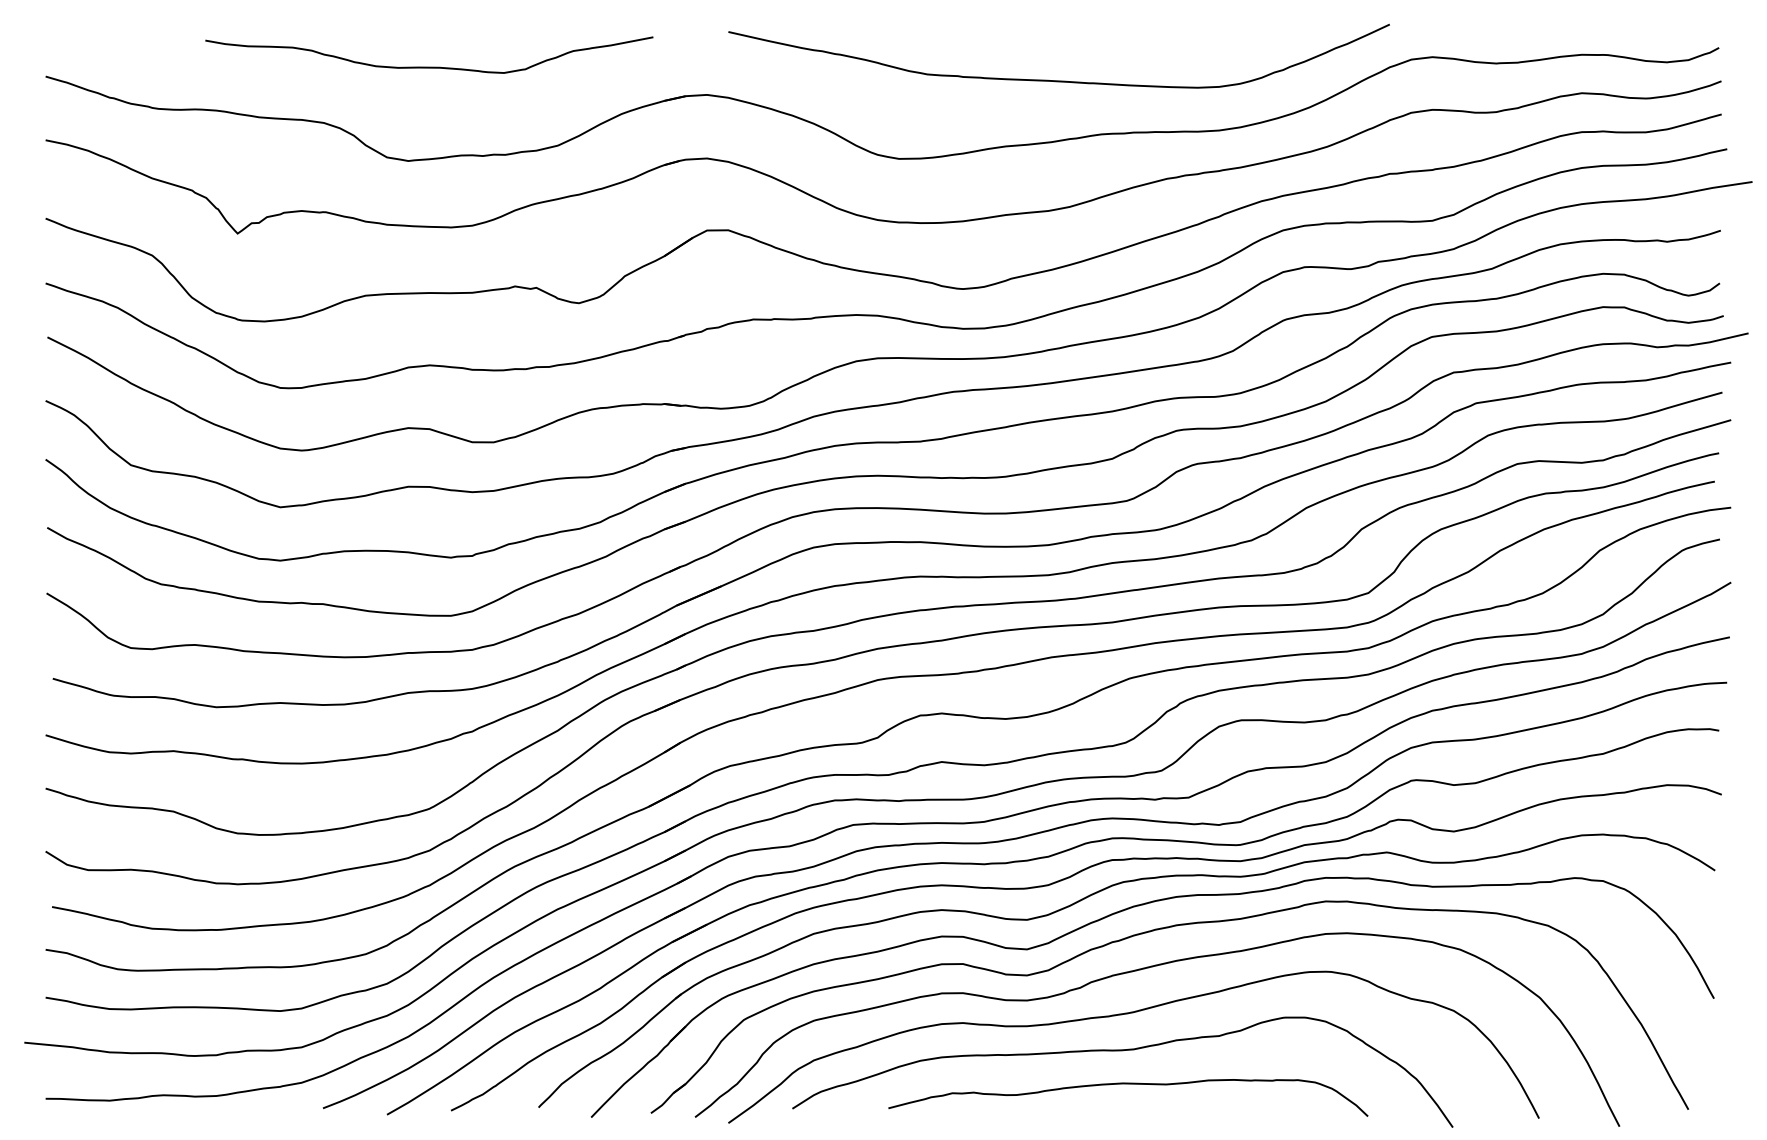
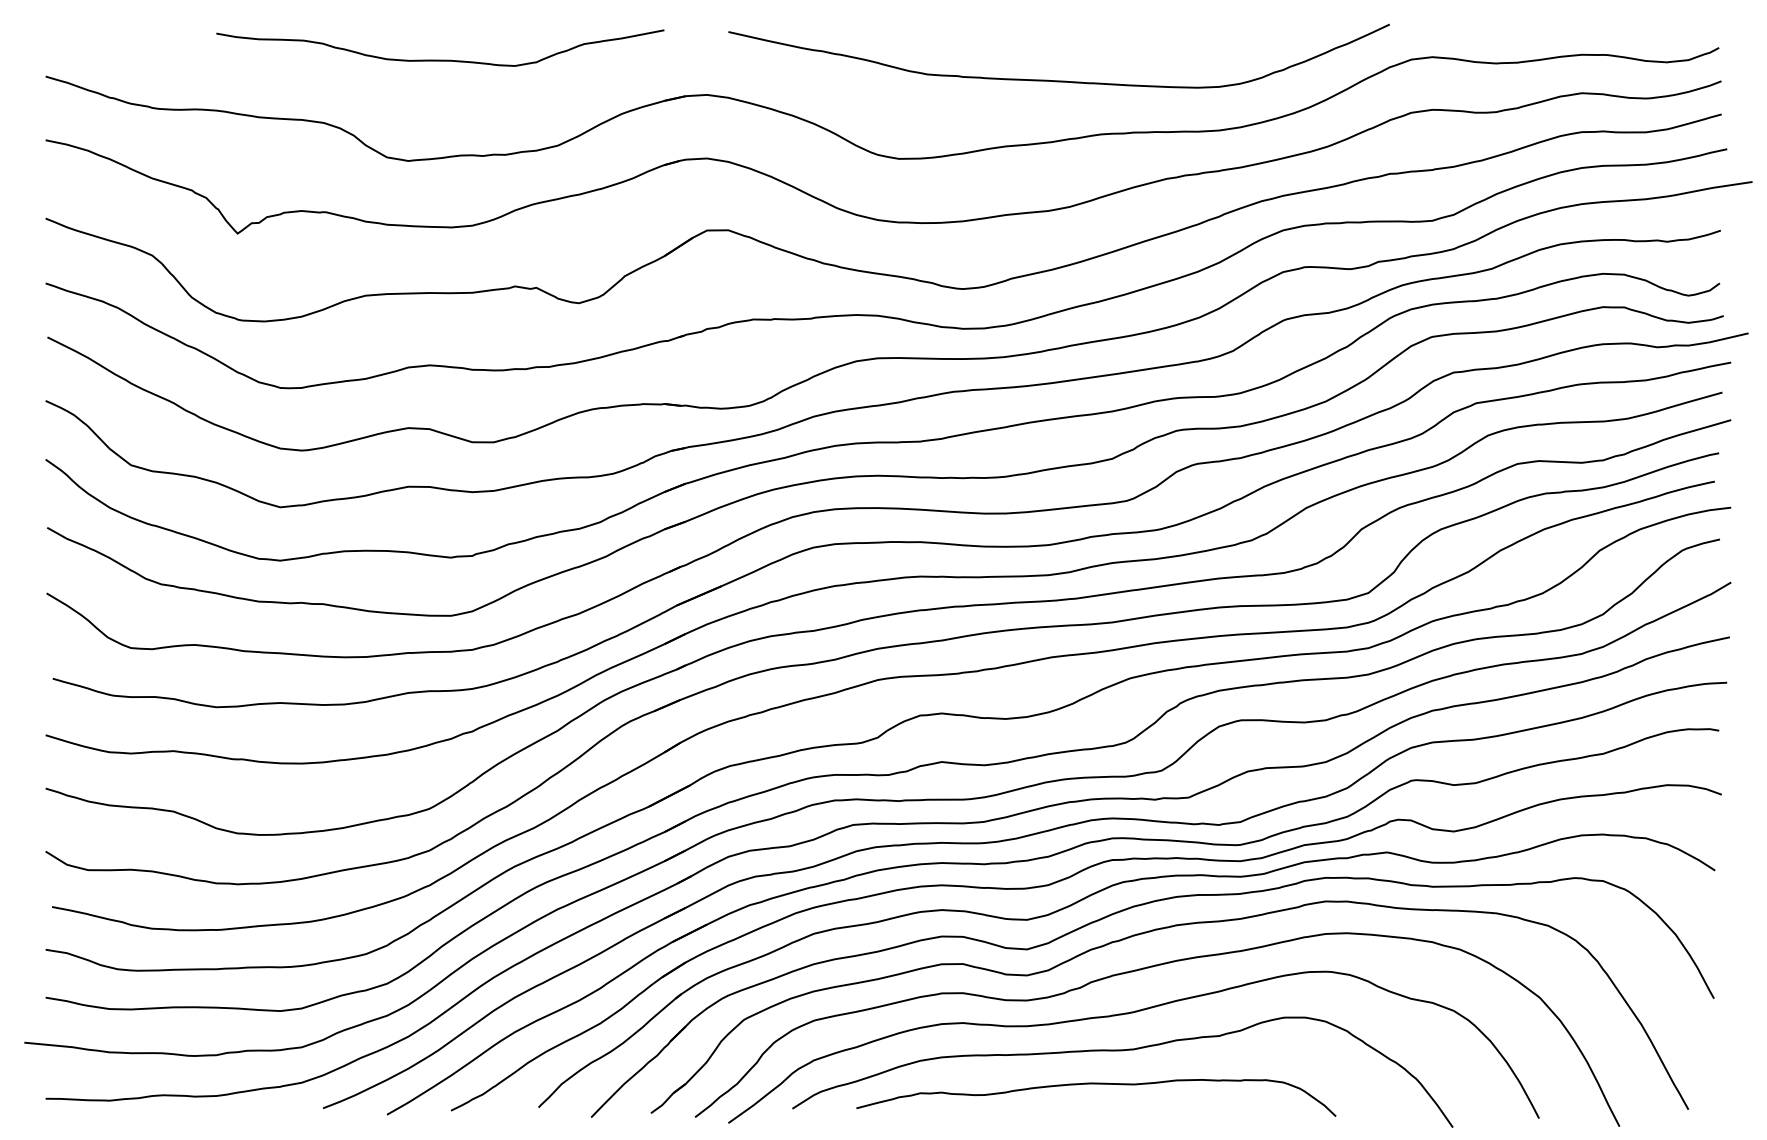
curve position: (429, 66) -> (440, 59) (440, 59)
curve position: (1128, 1084) -> (1096, 1084) (1096, 1084)
